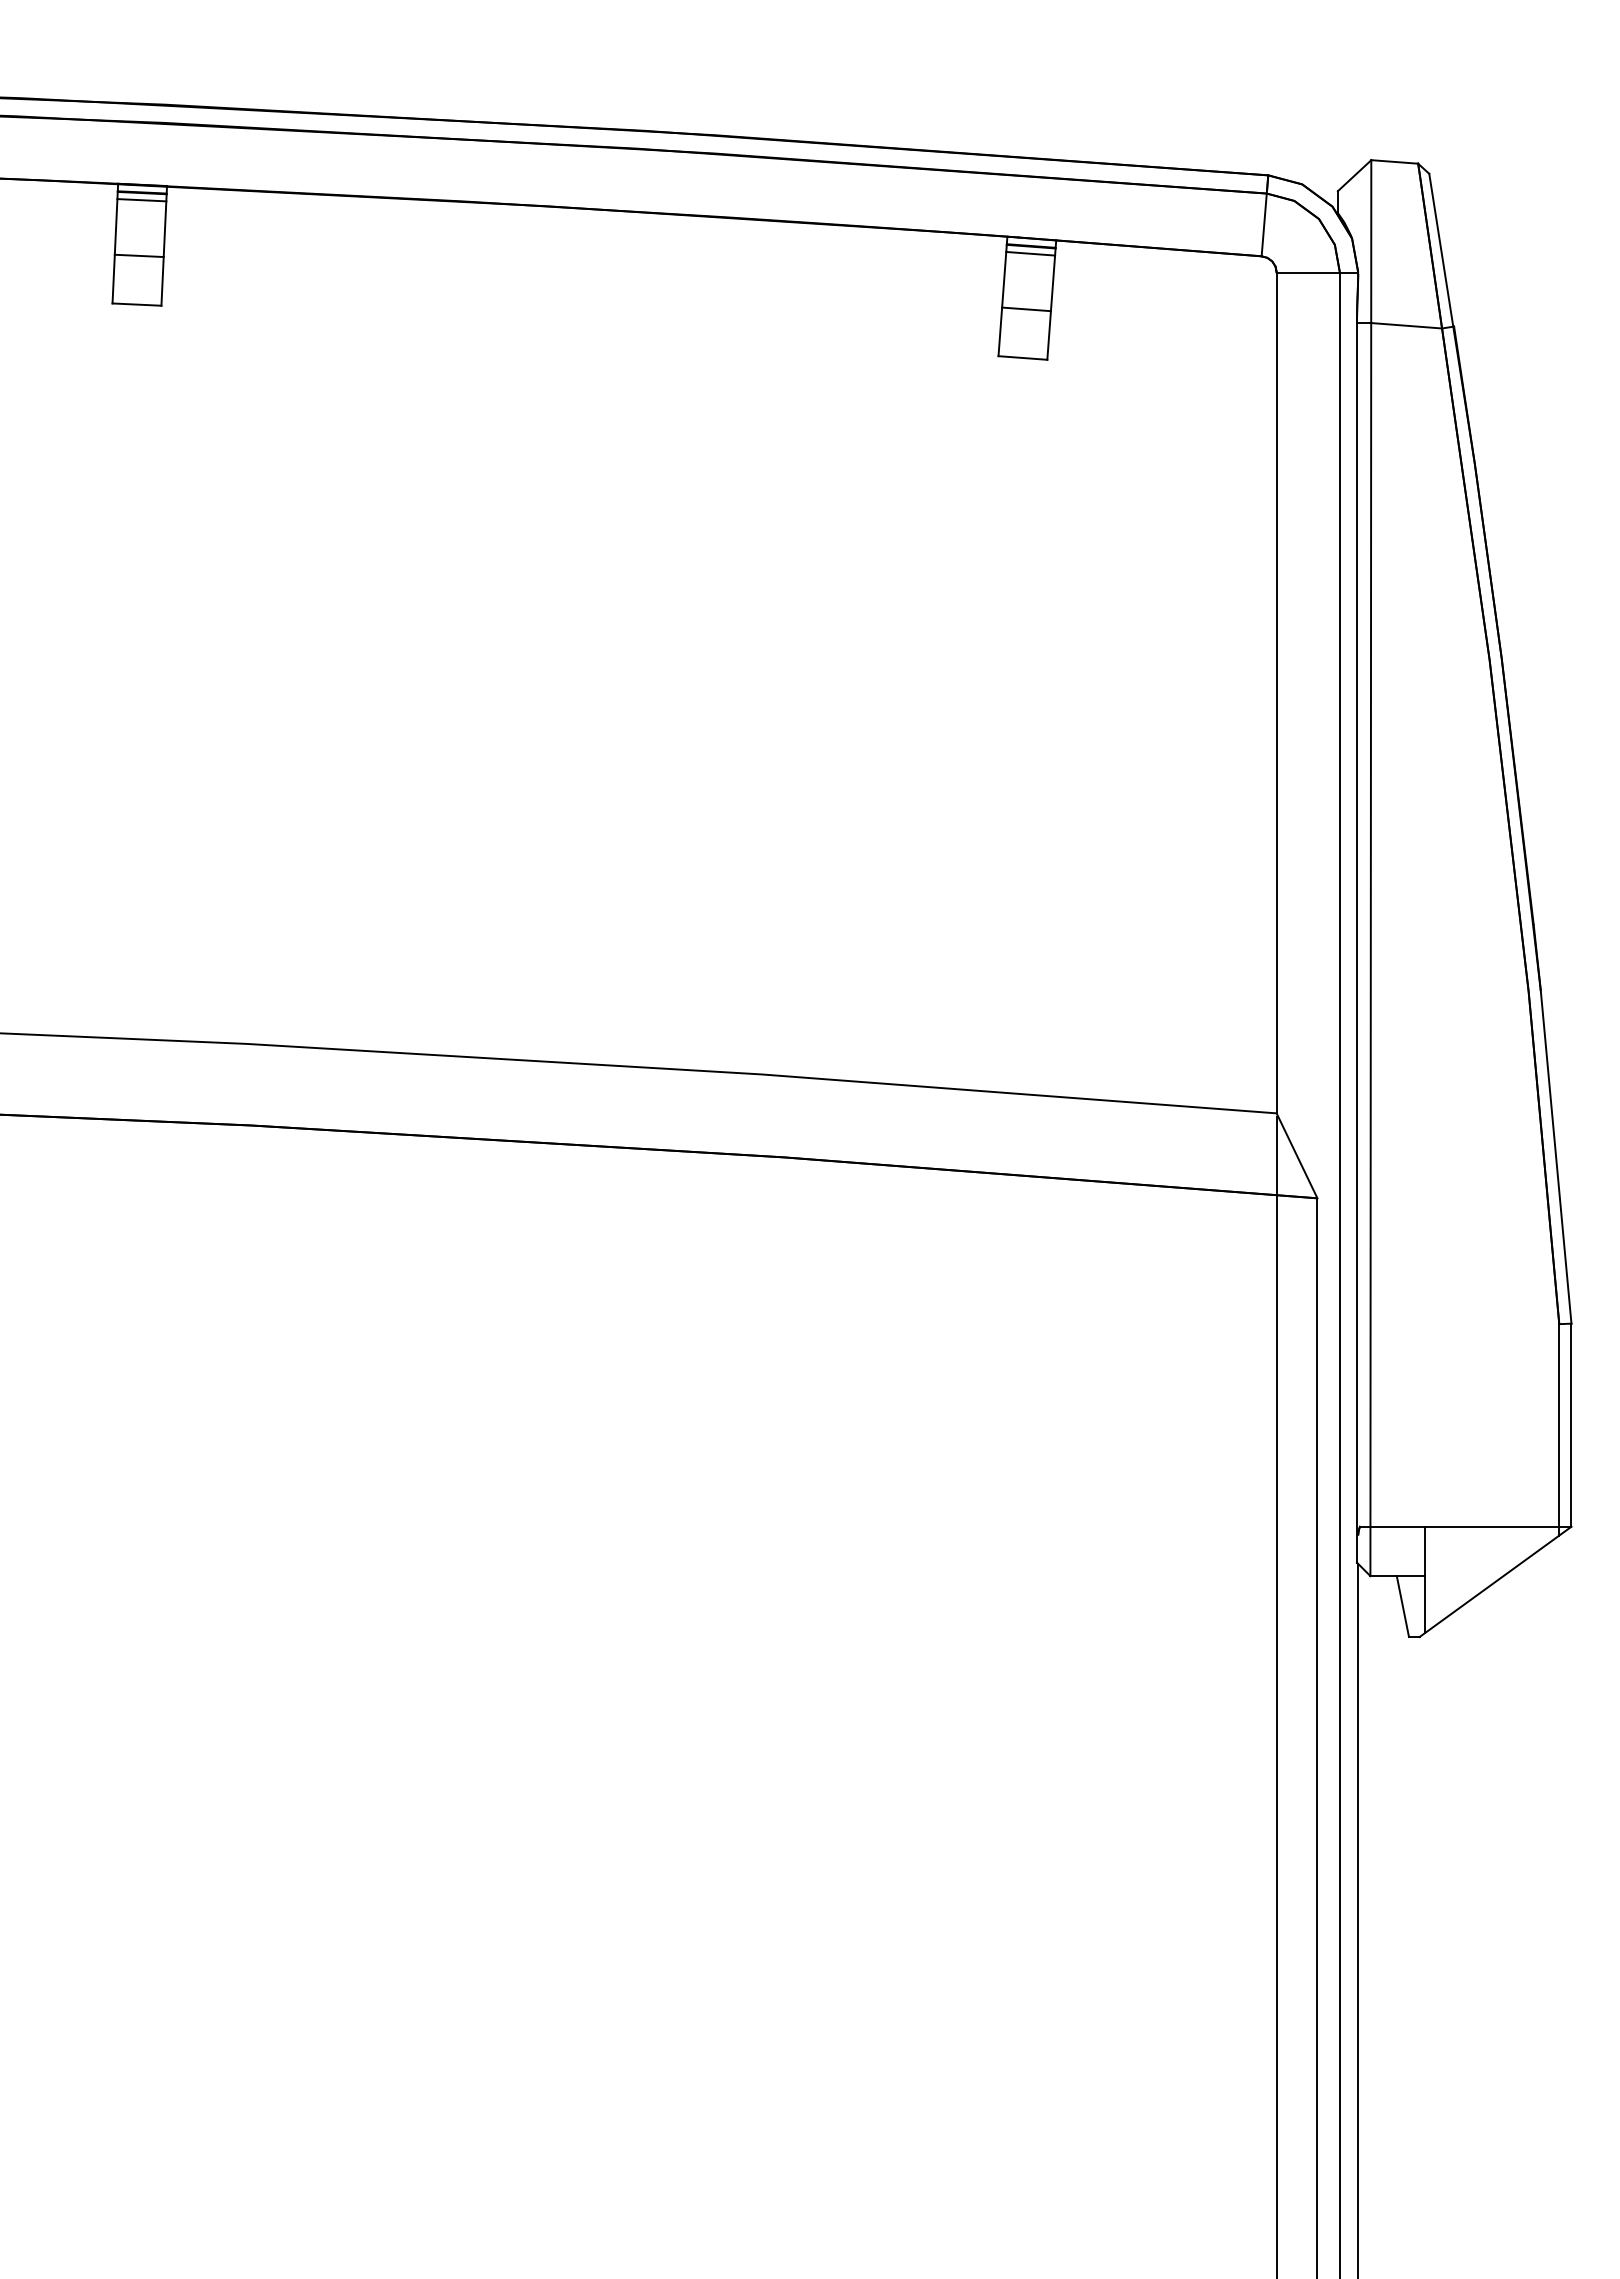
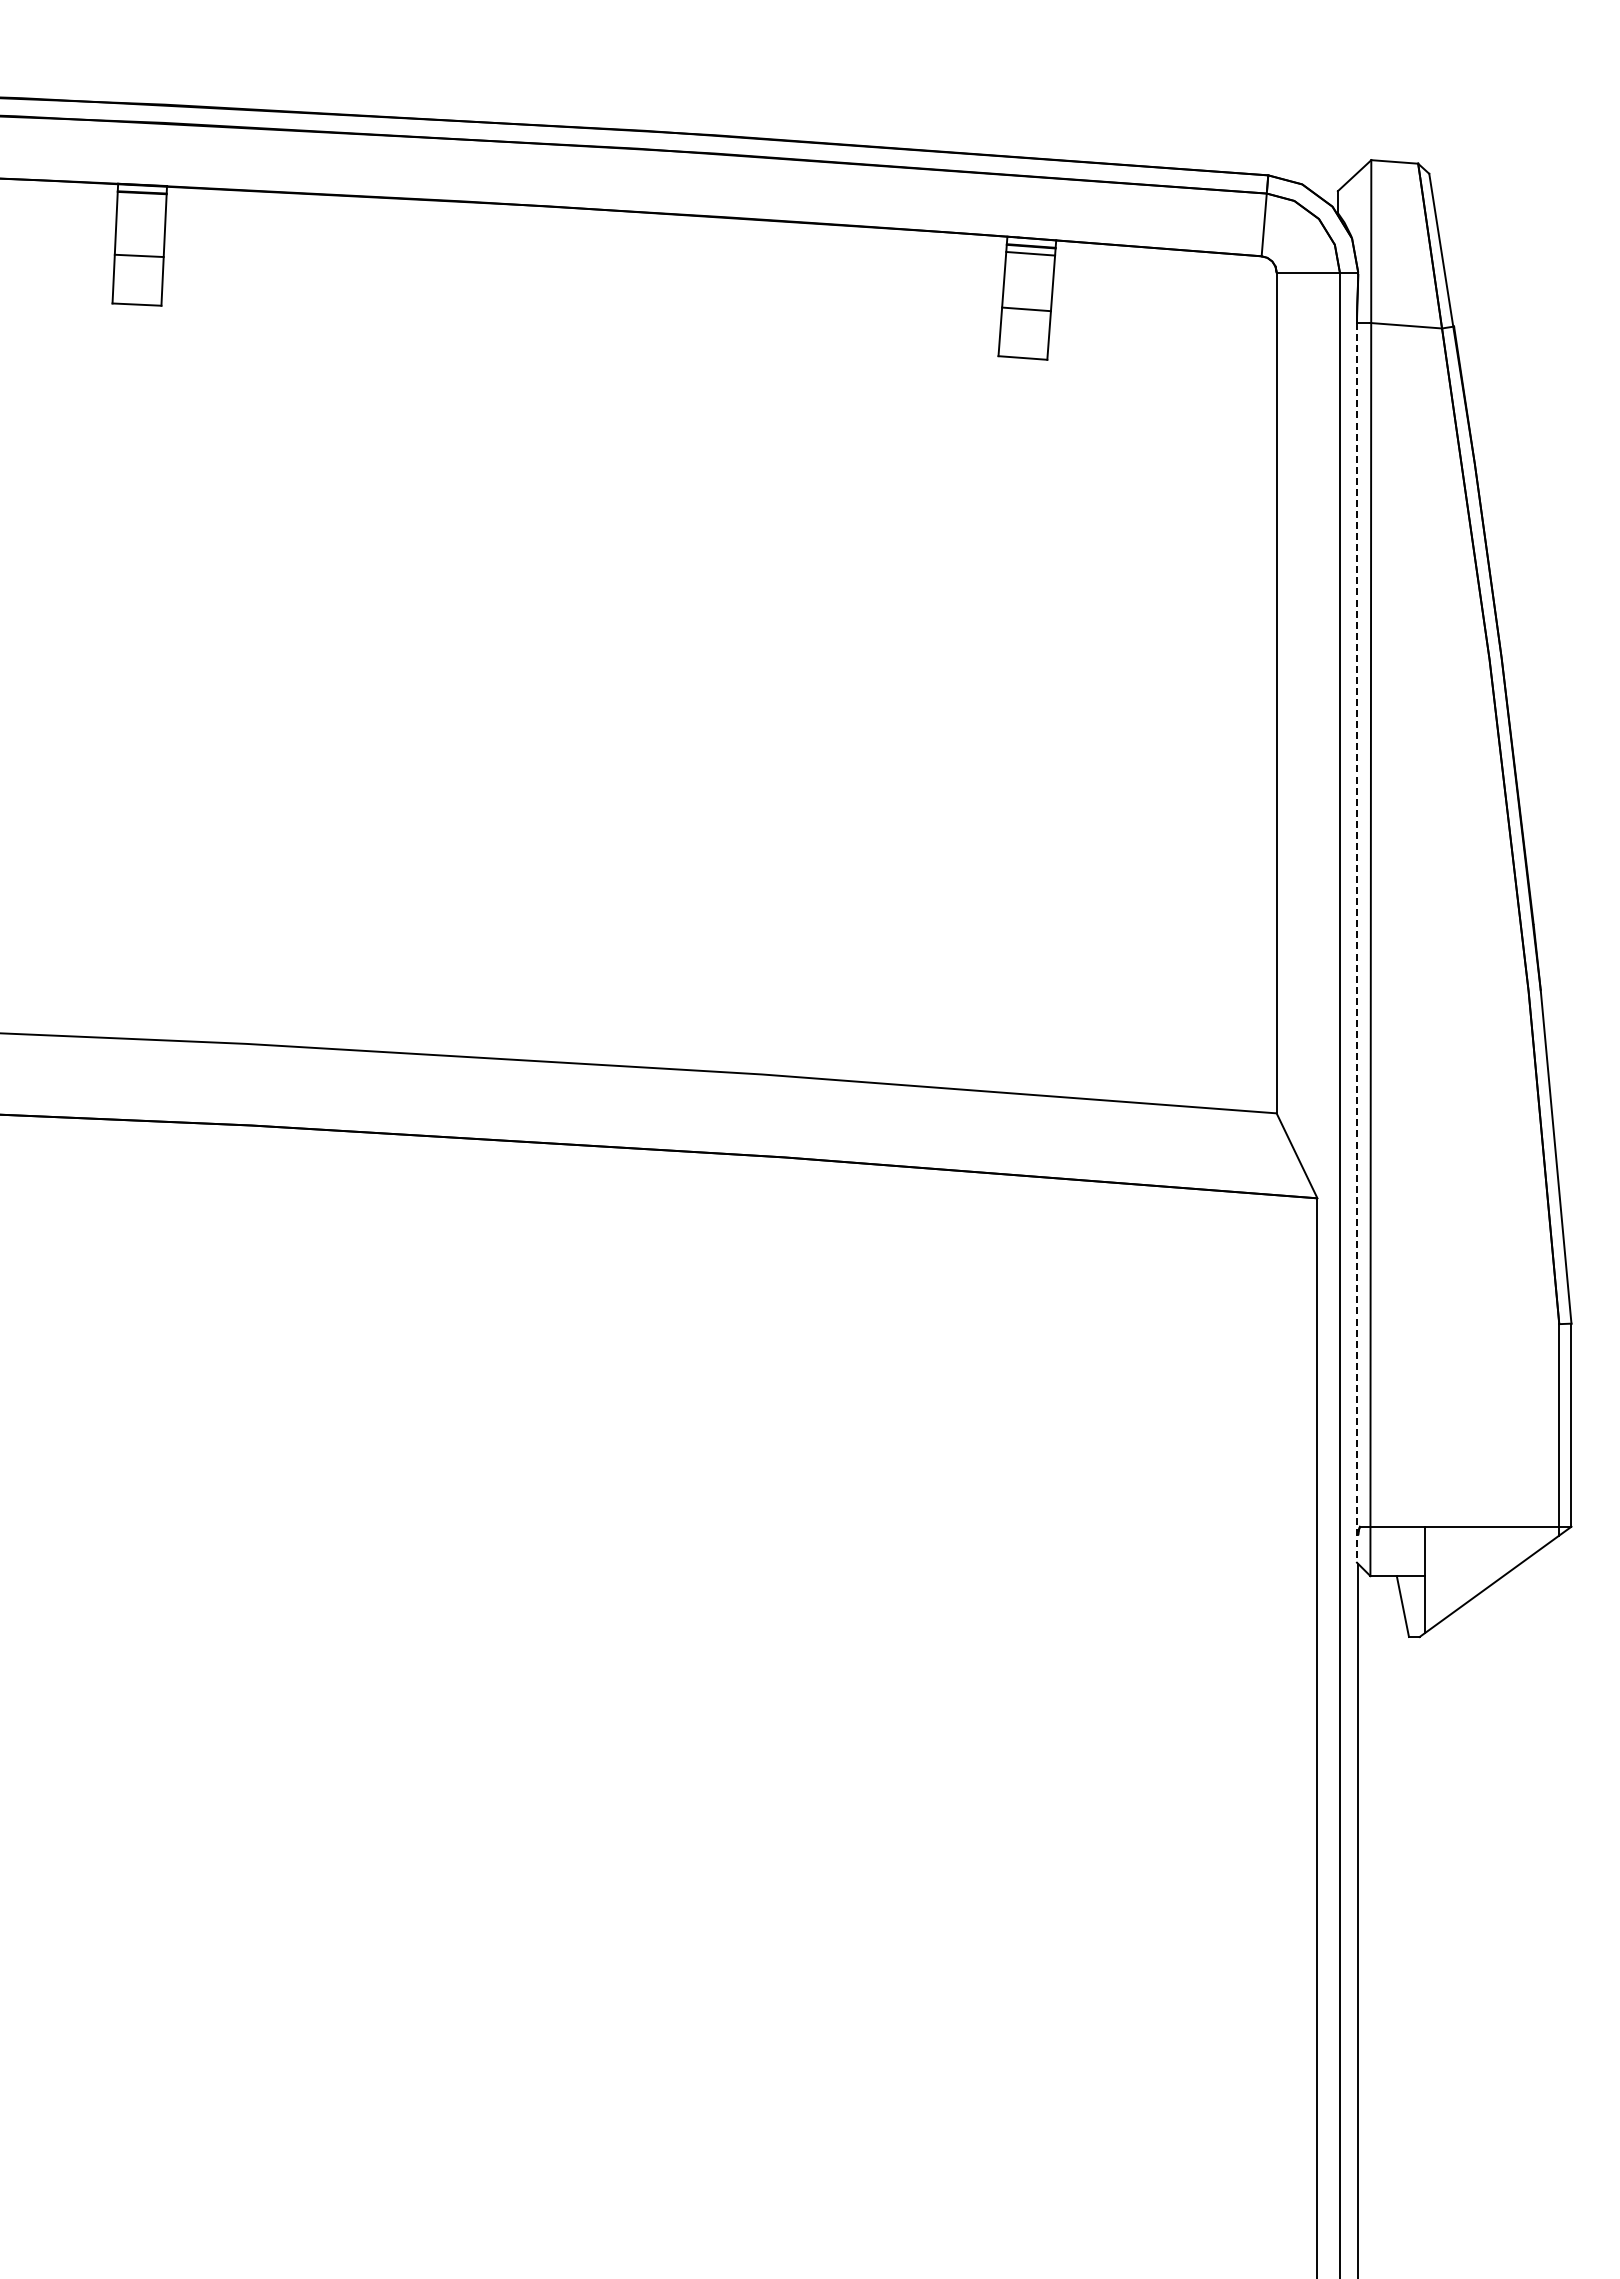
line: present -> none (141, 200)
line: solid -> dashed (1356, 942)
line: present -> none (1276, 1696)
